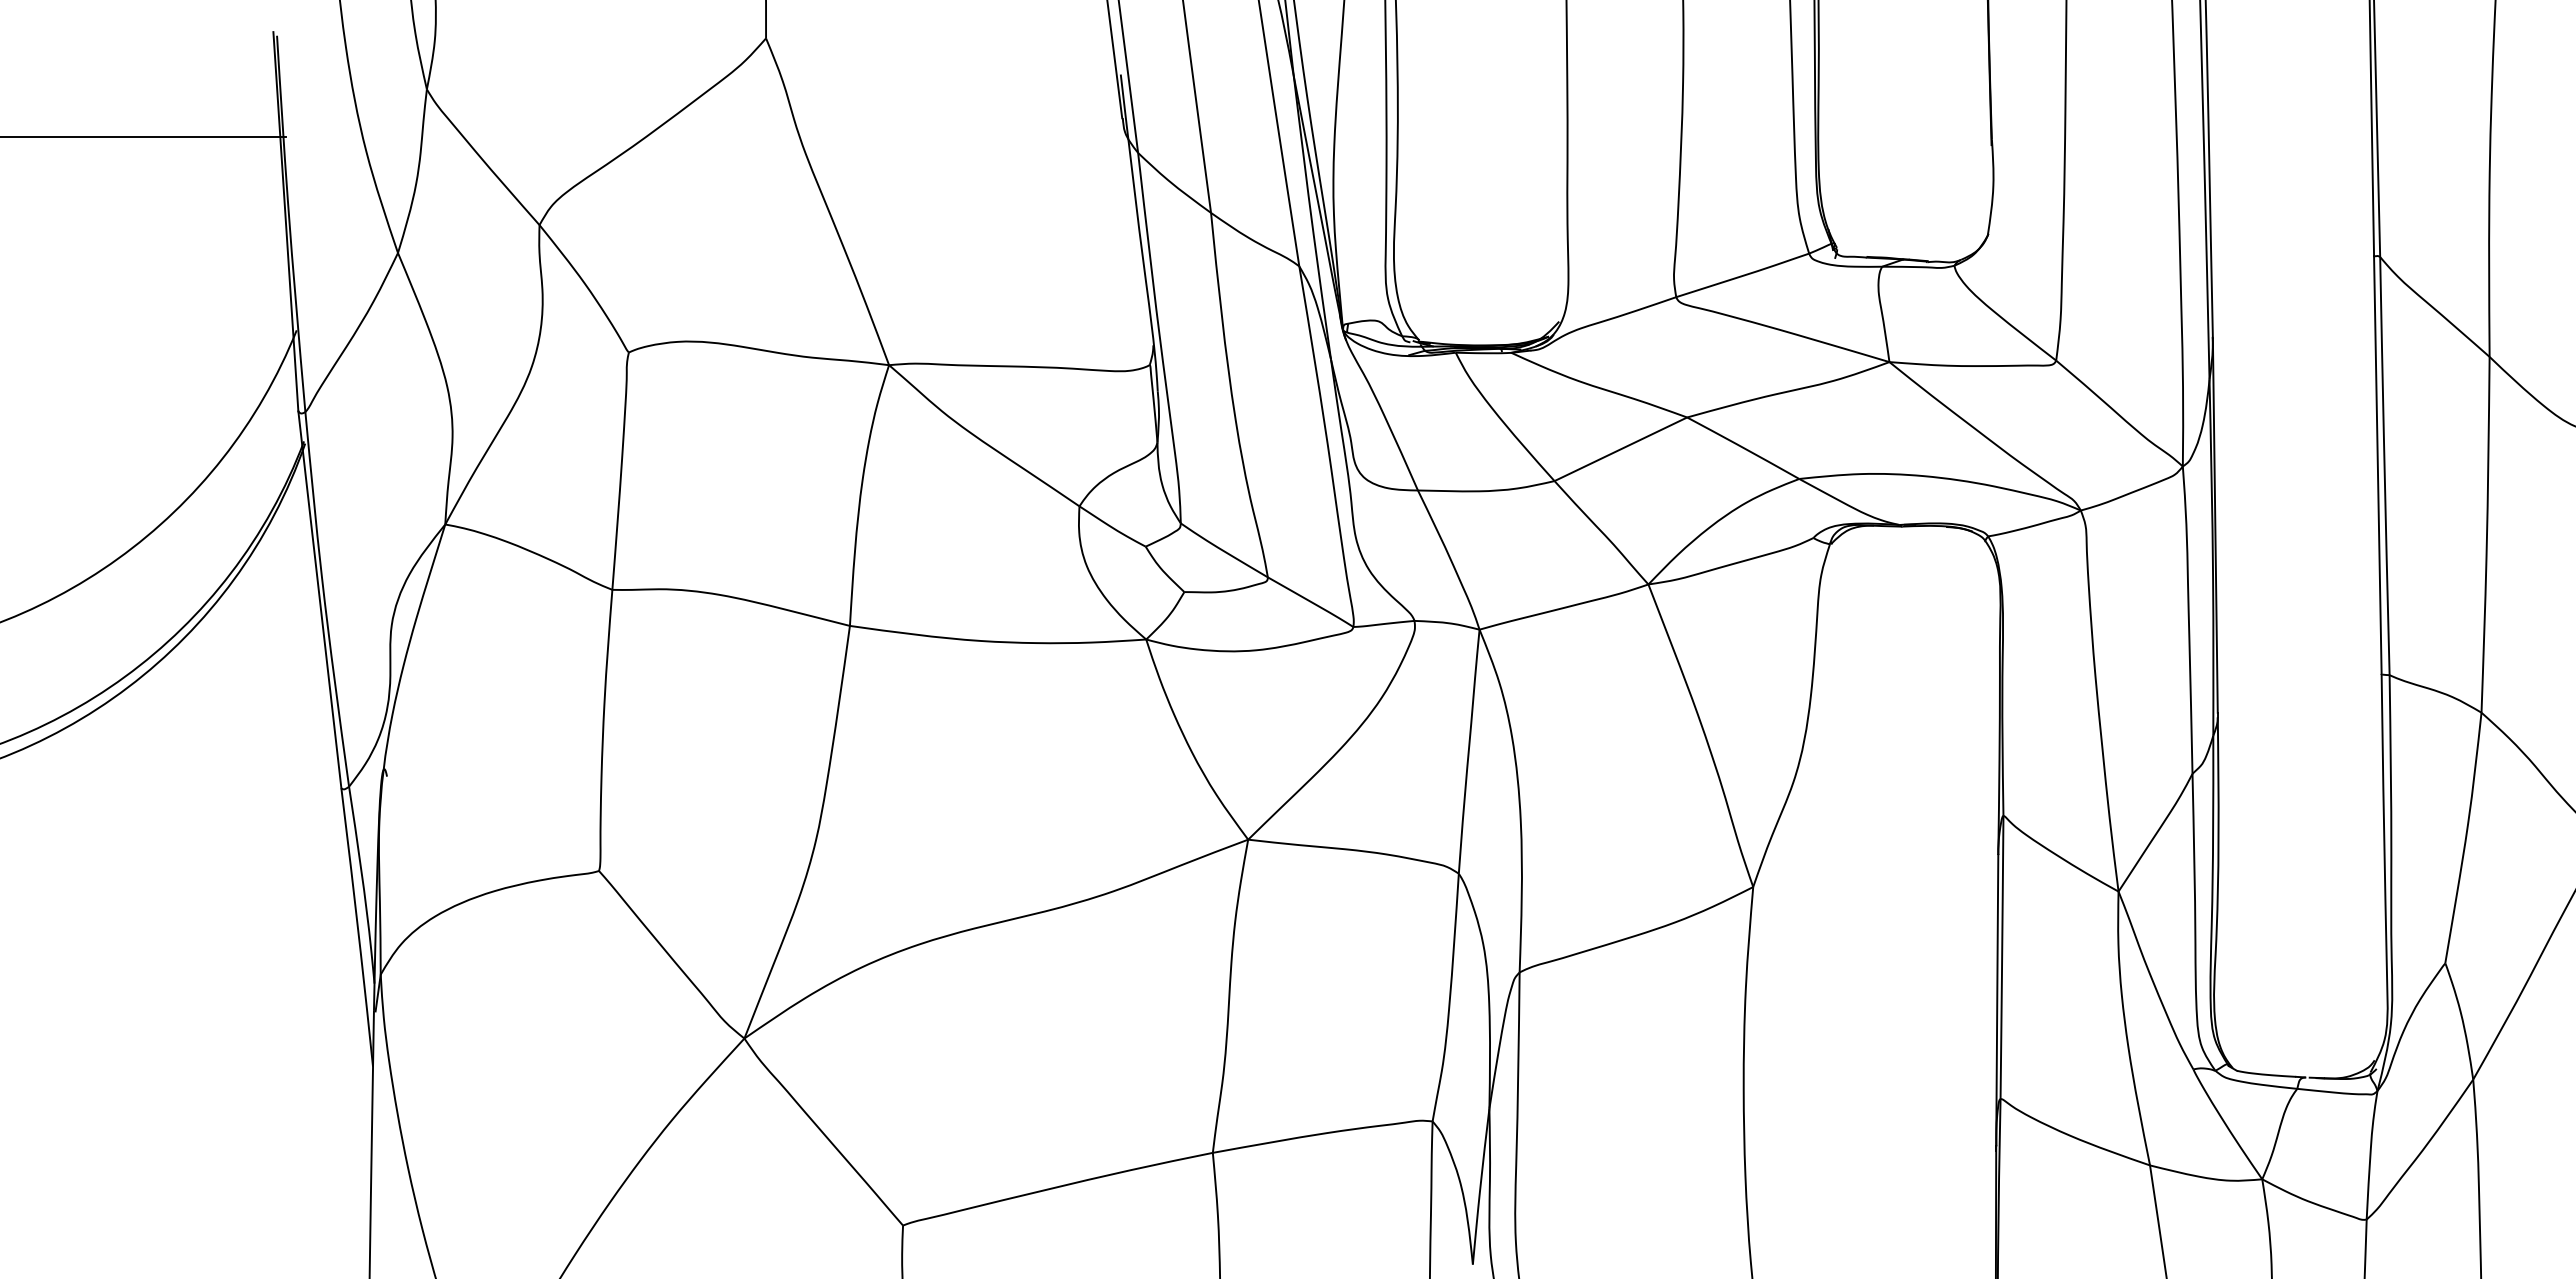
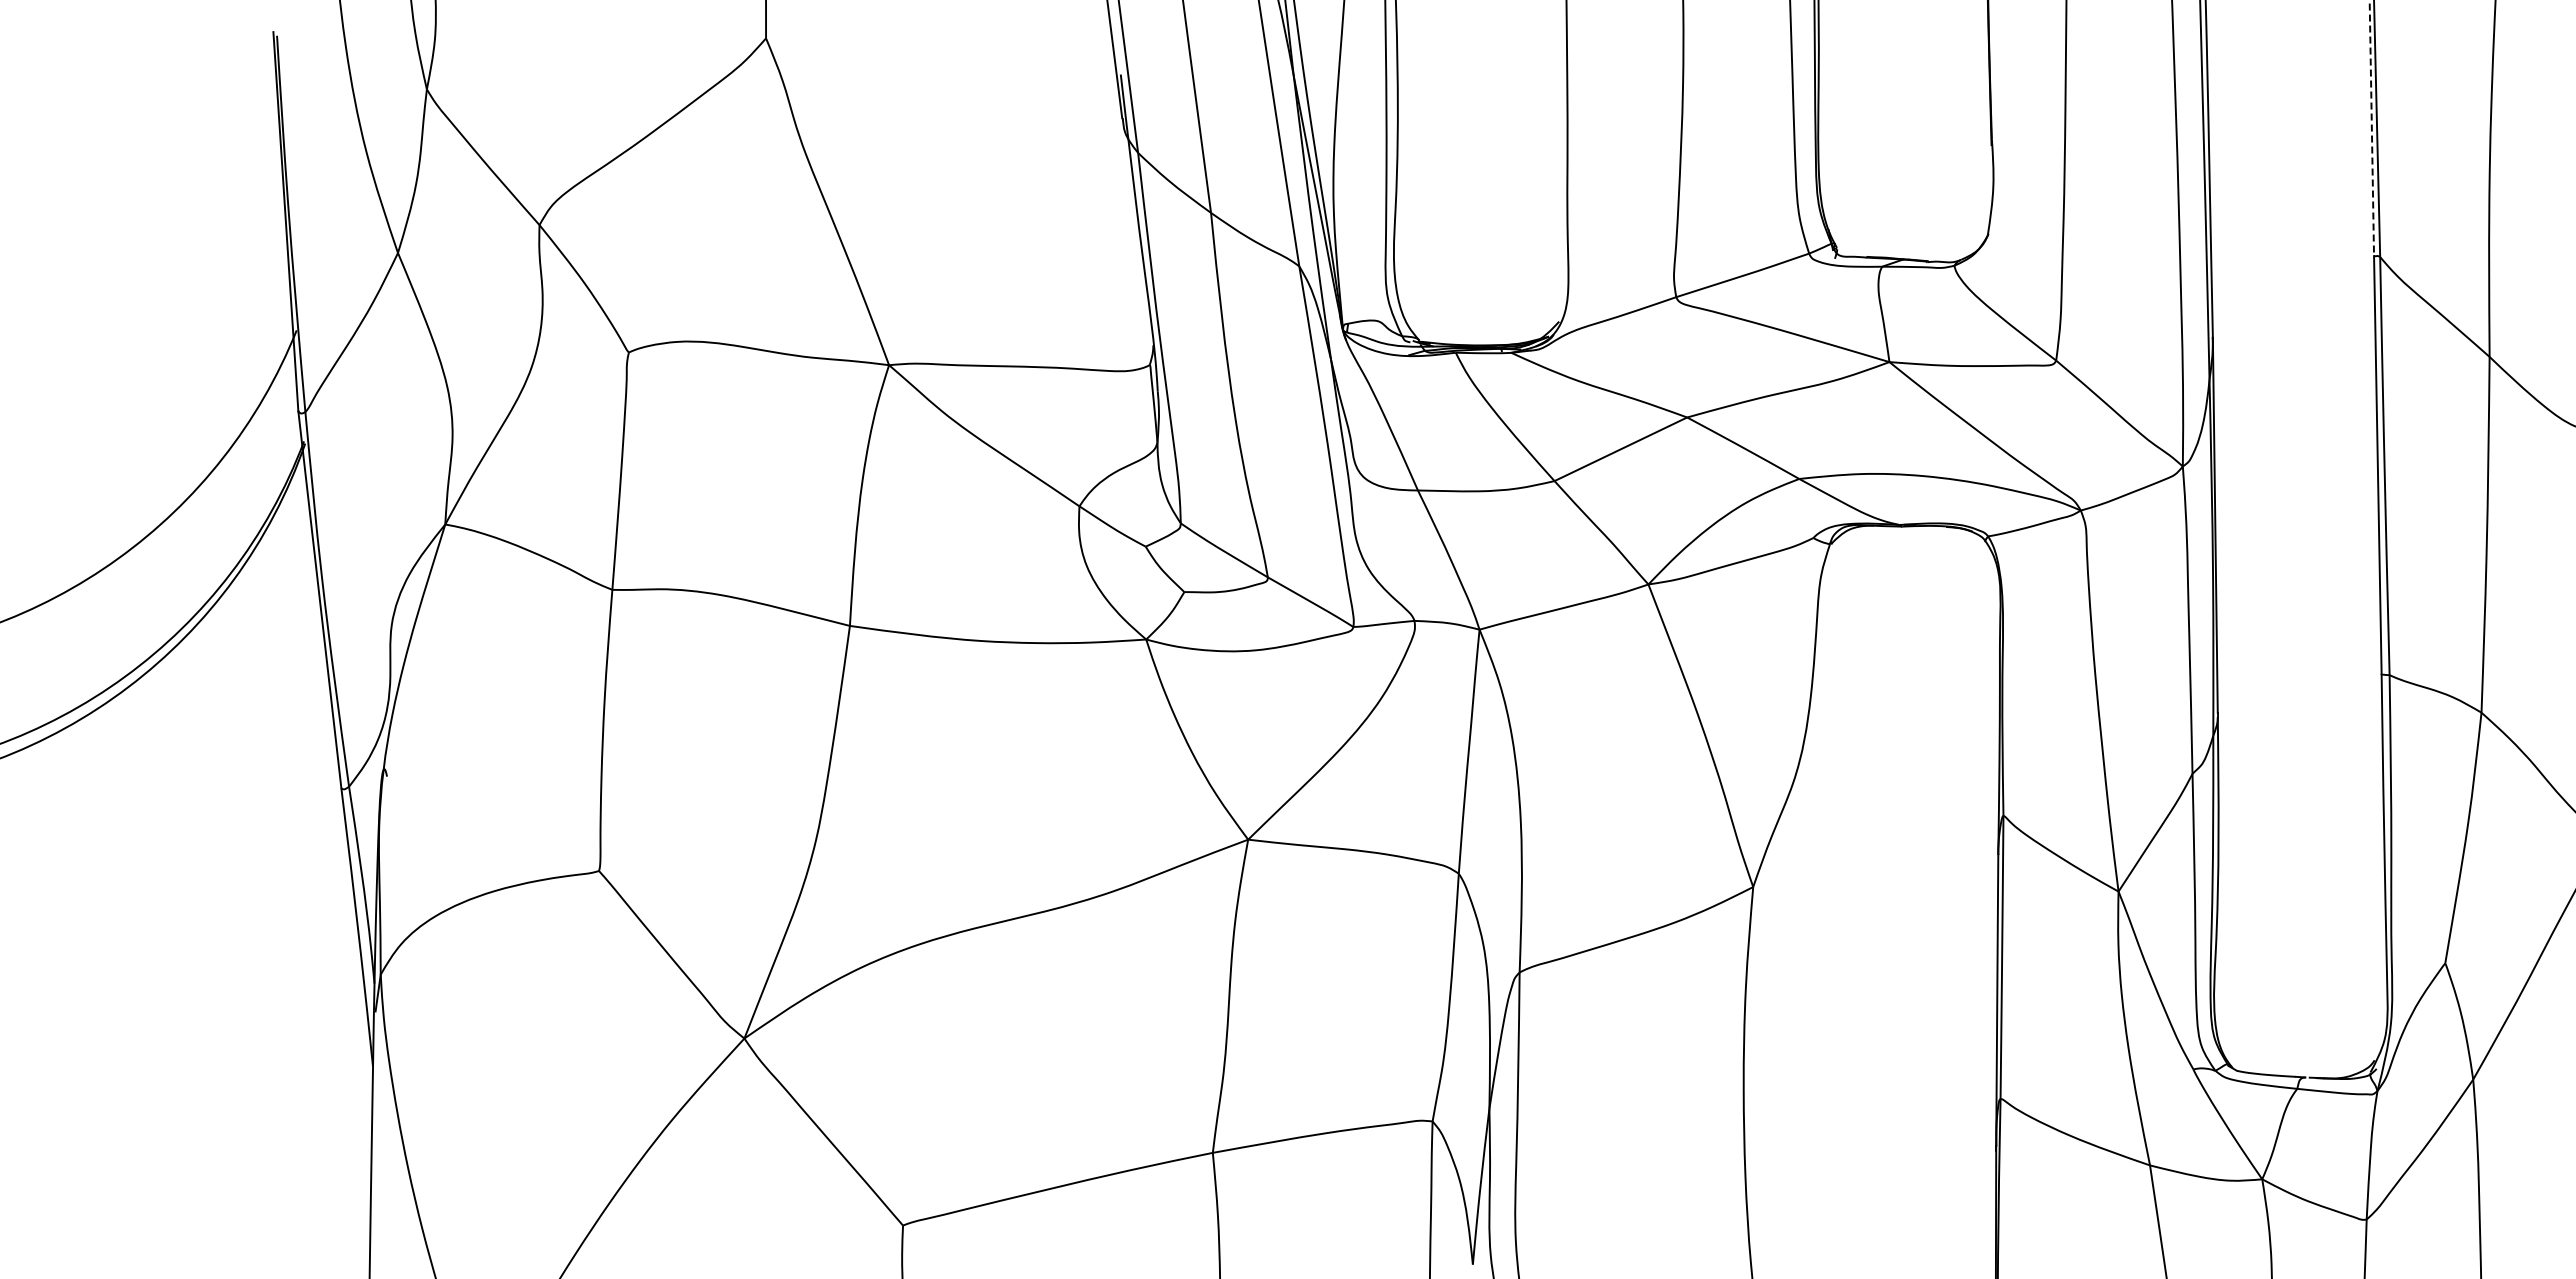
line: solid -> dashed (2371, 128)
line: present -> none (143, 136)
